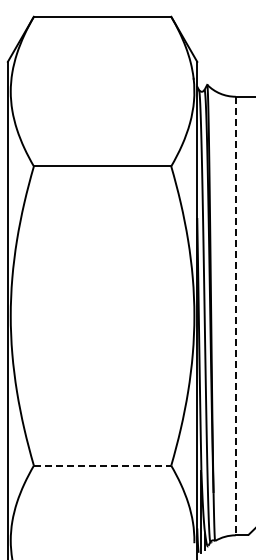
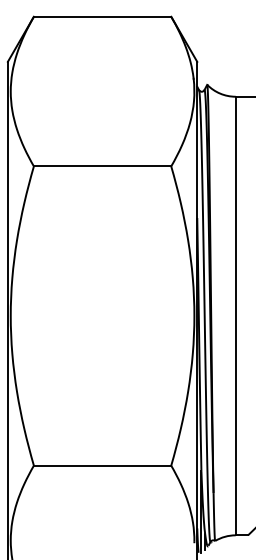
line: dashed -> solid (235, 316)
line: dashed -> solid (102, 465)
